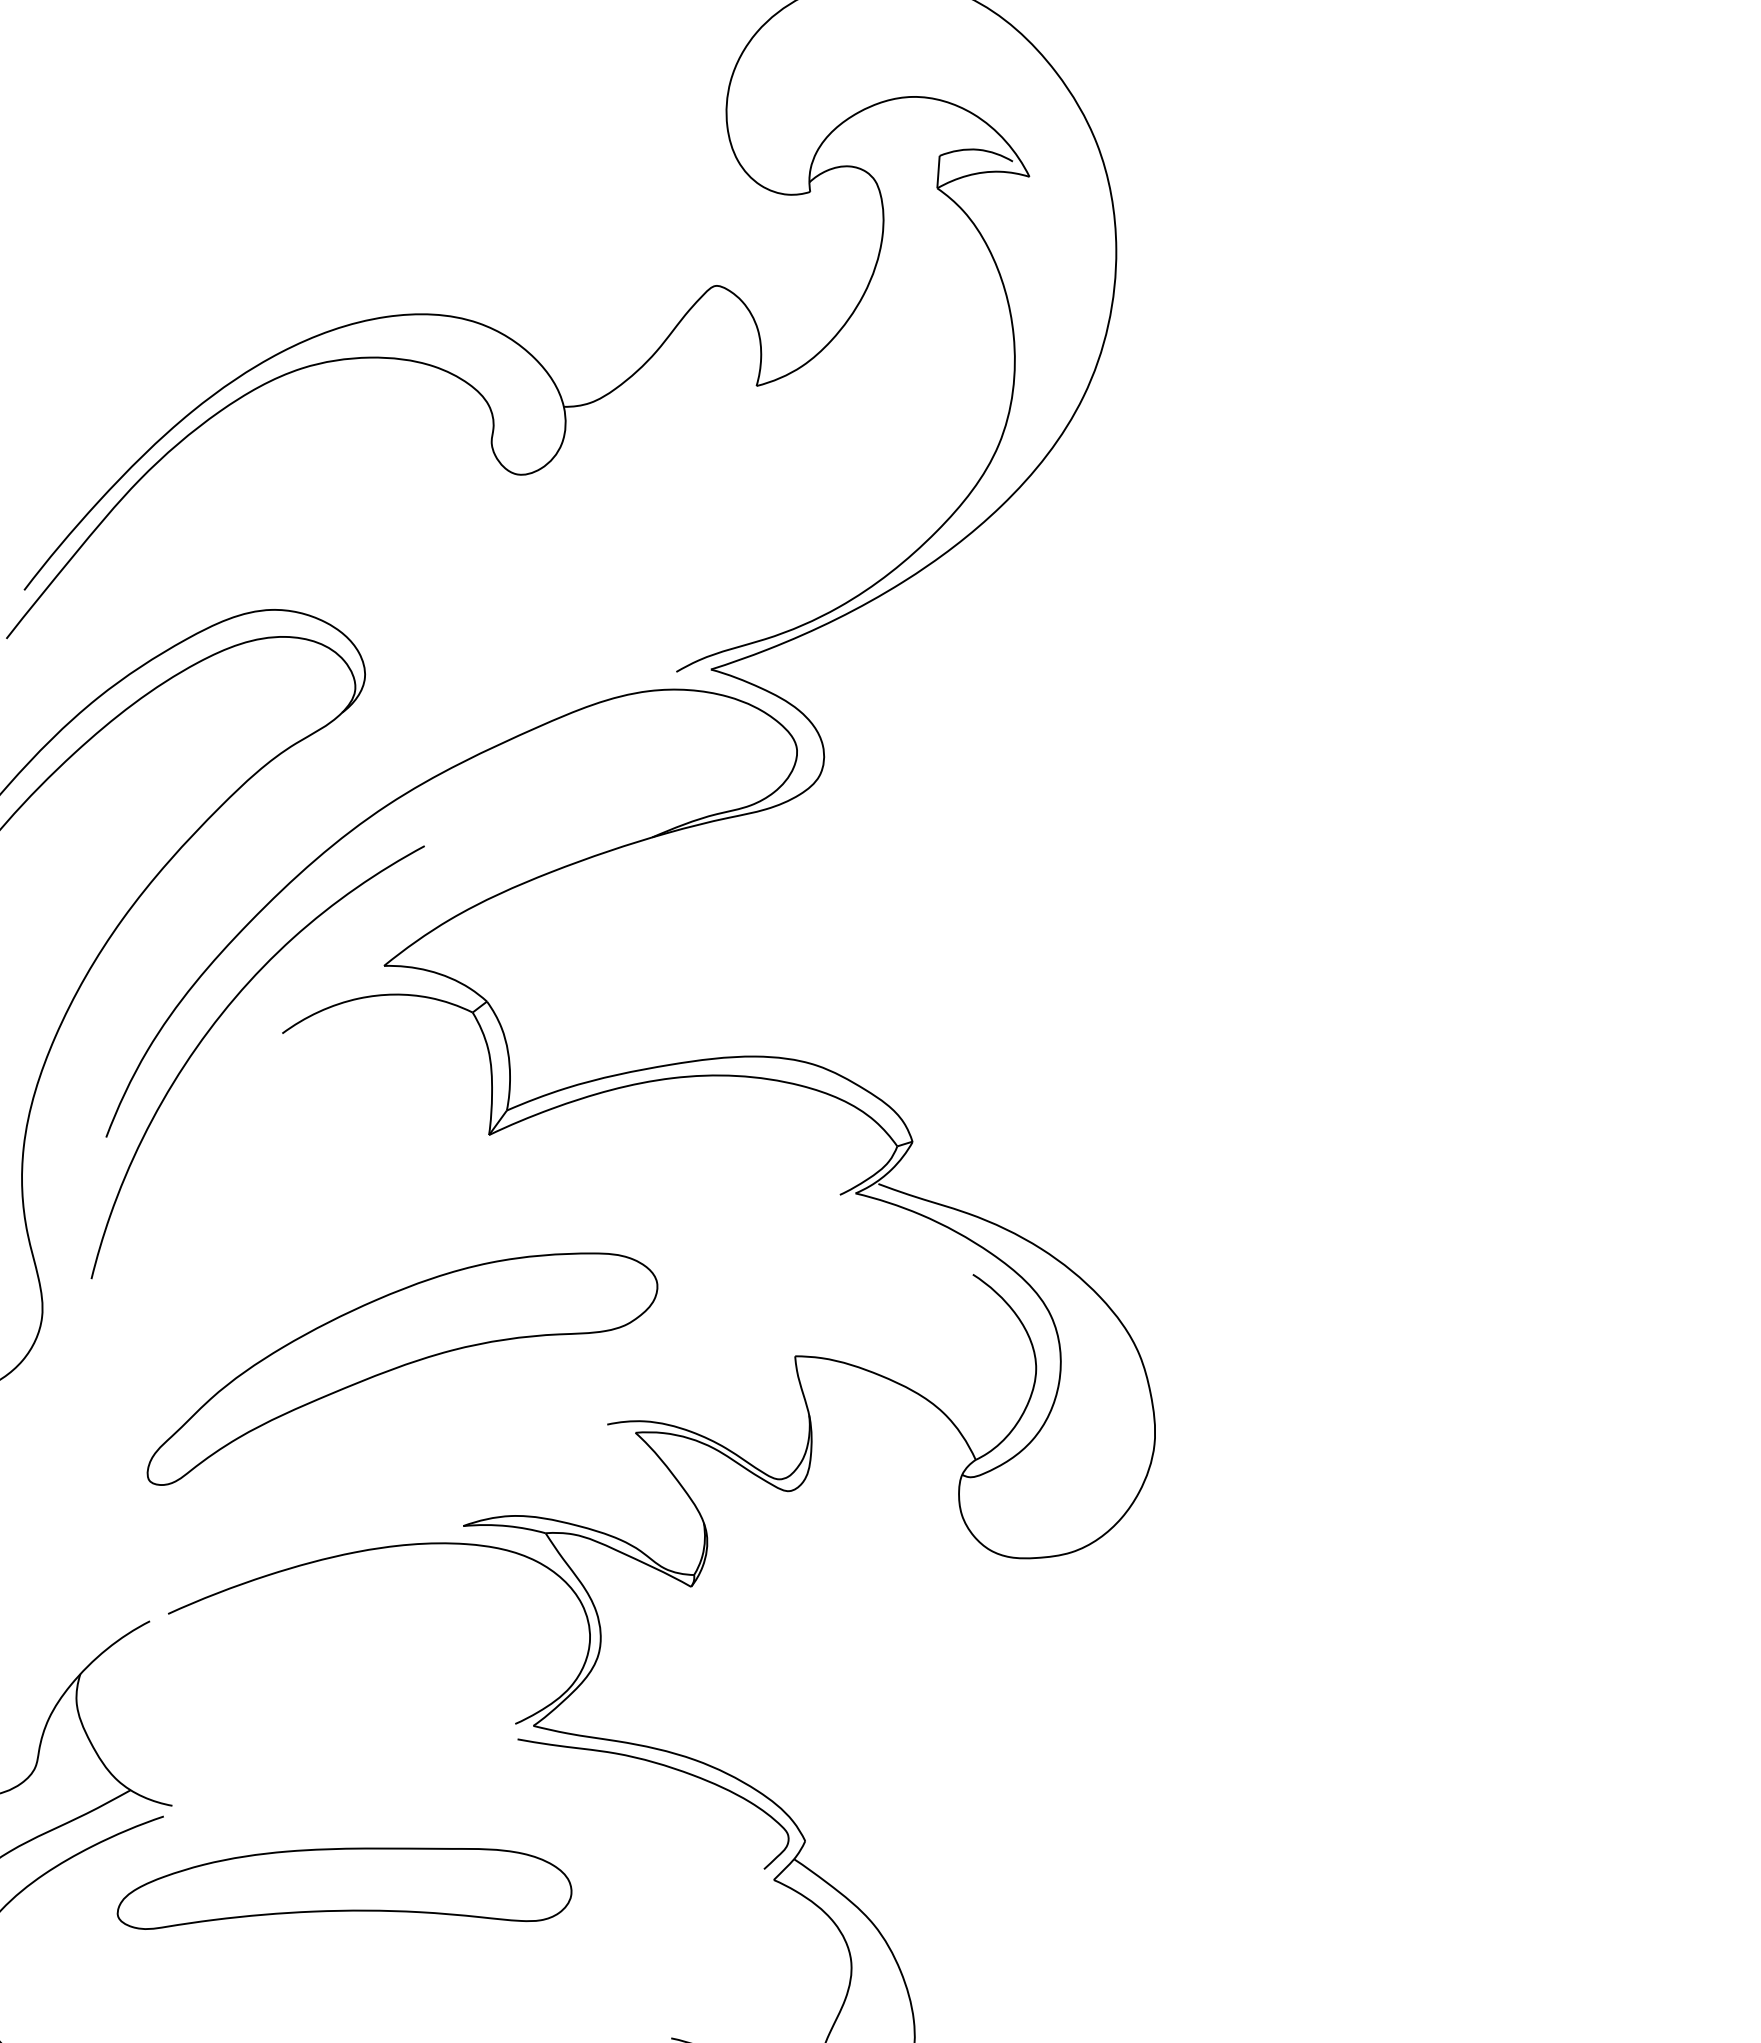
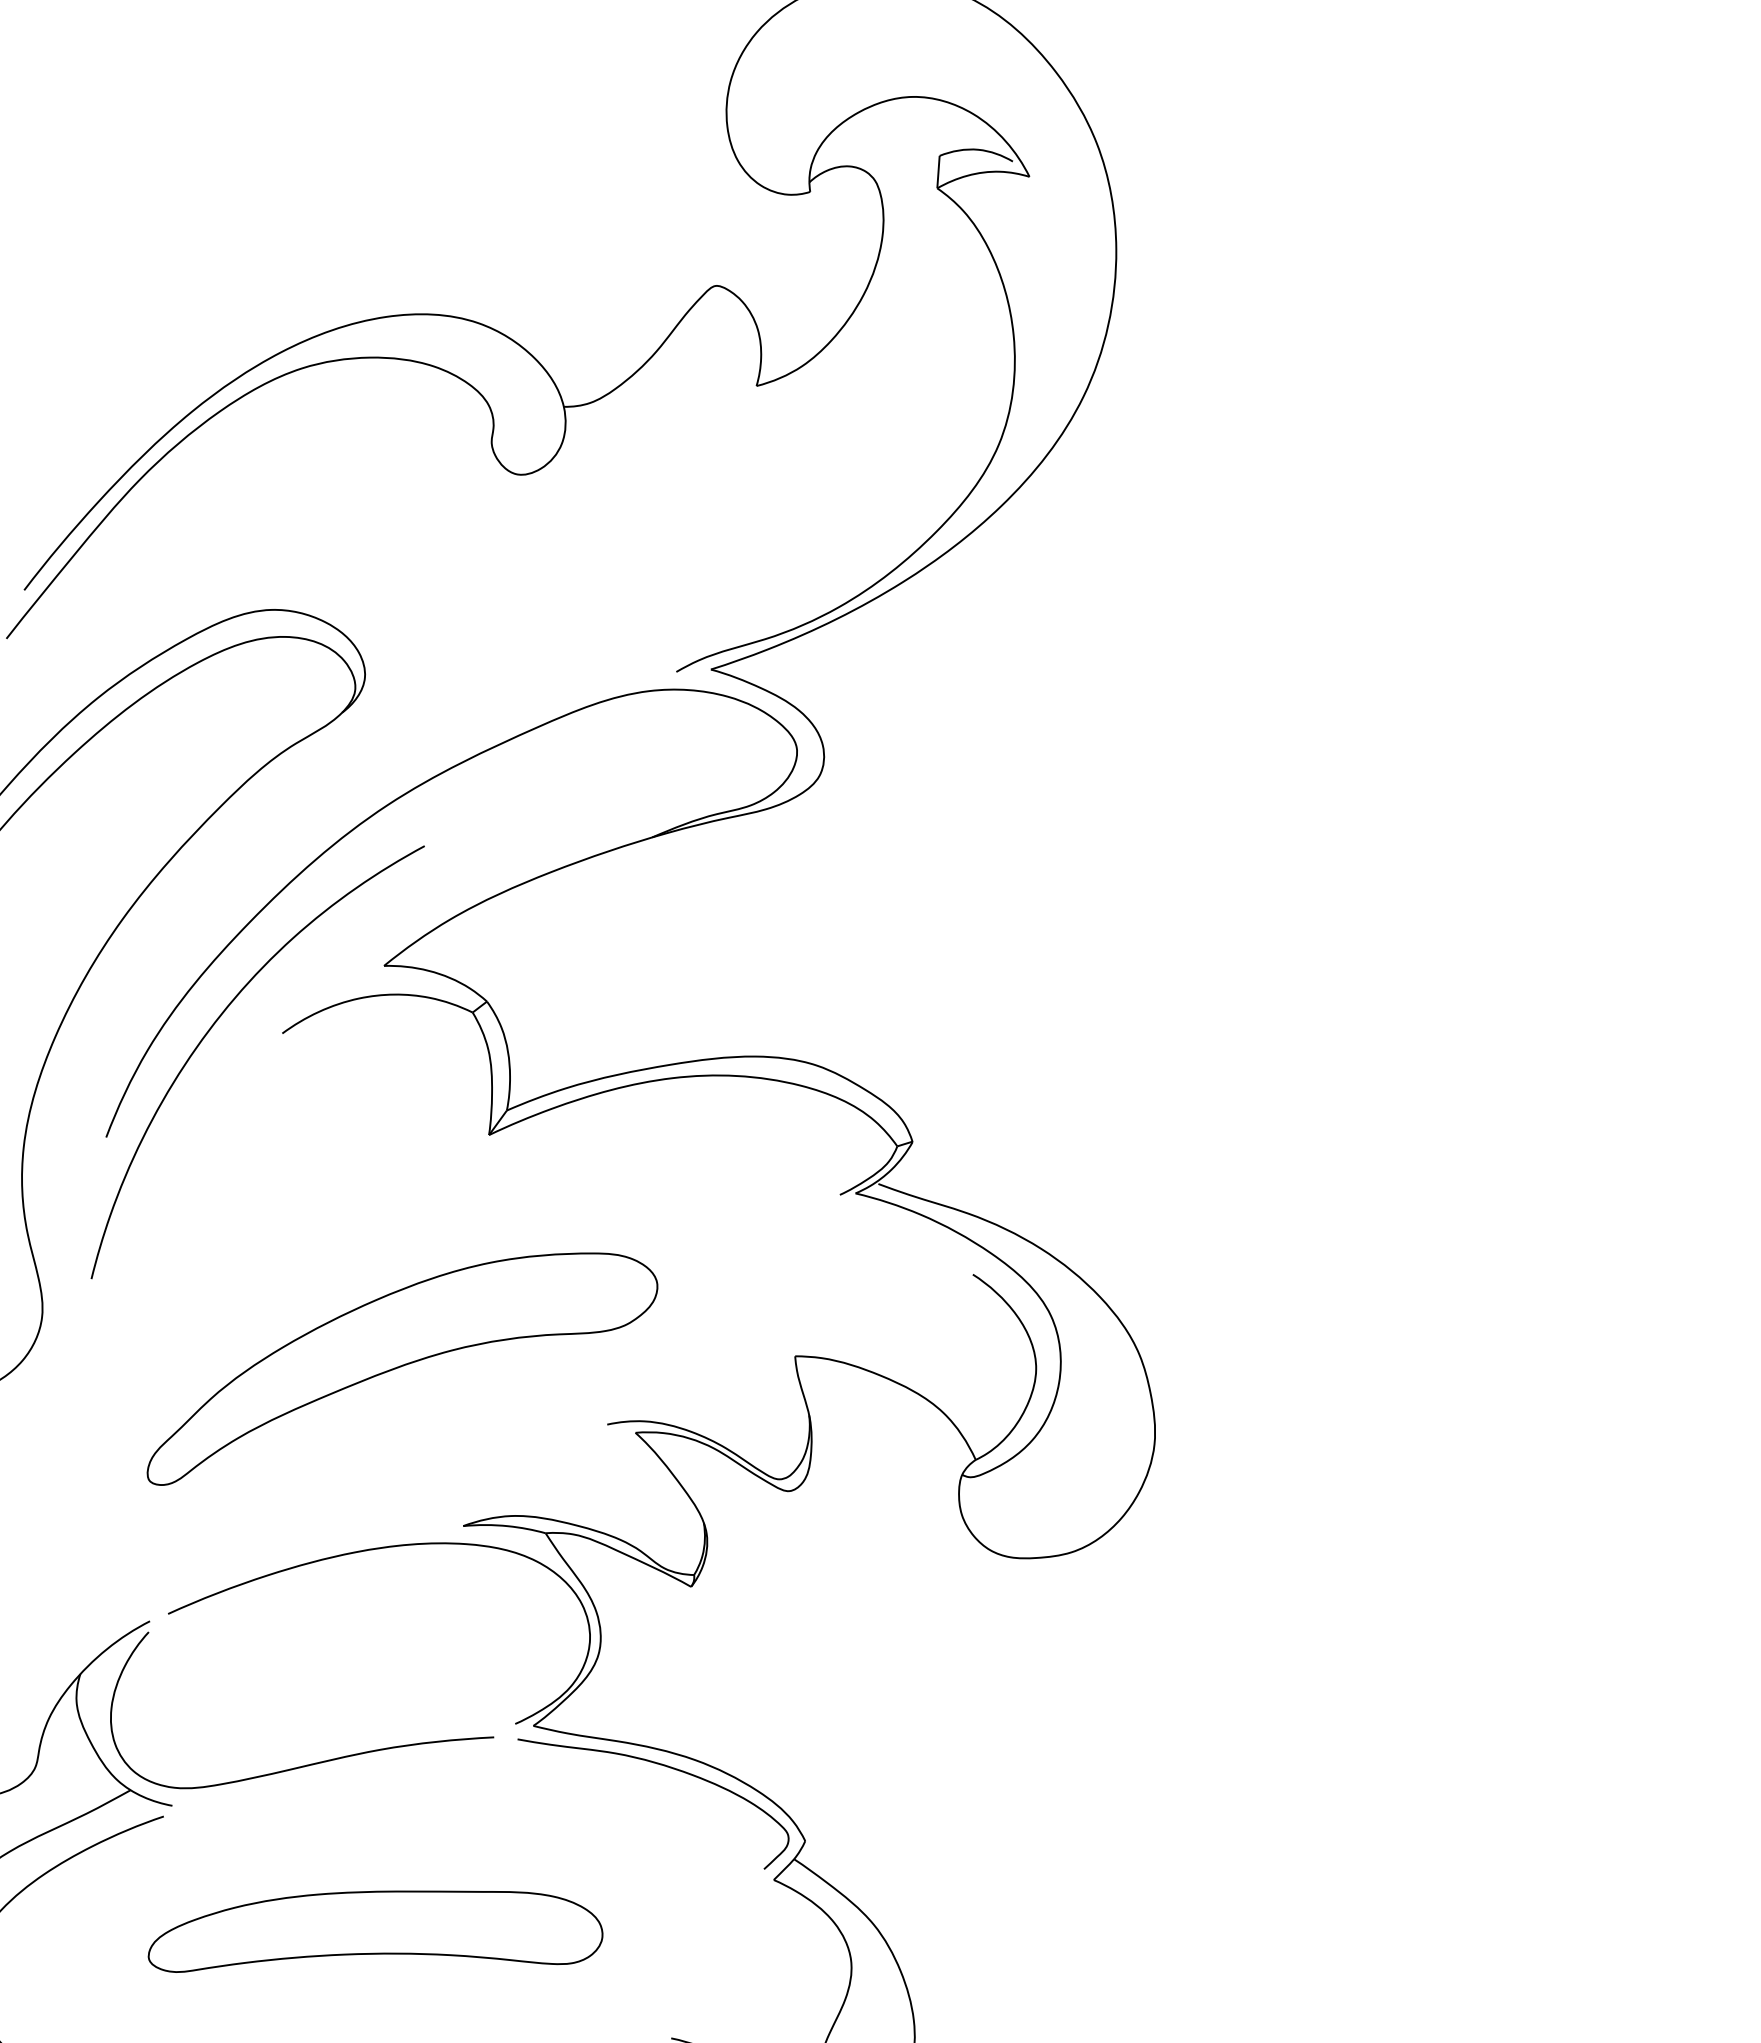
curve: none -> present (315, 1762)
part position: (344, 1888) -> (375, 1931) (375, 1931)
